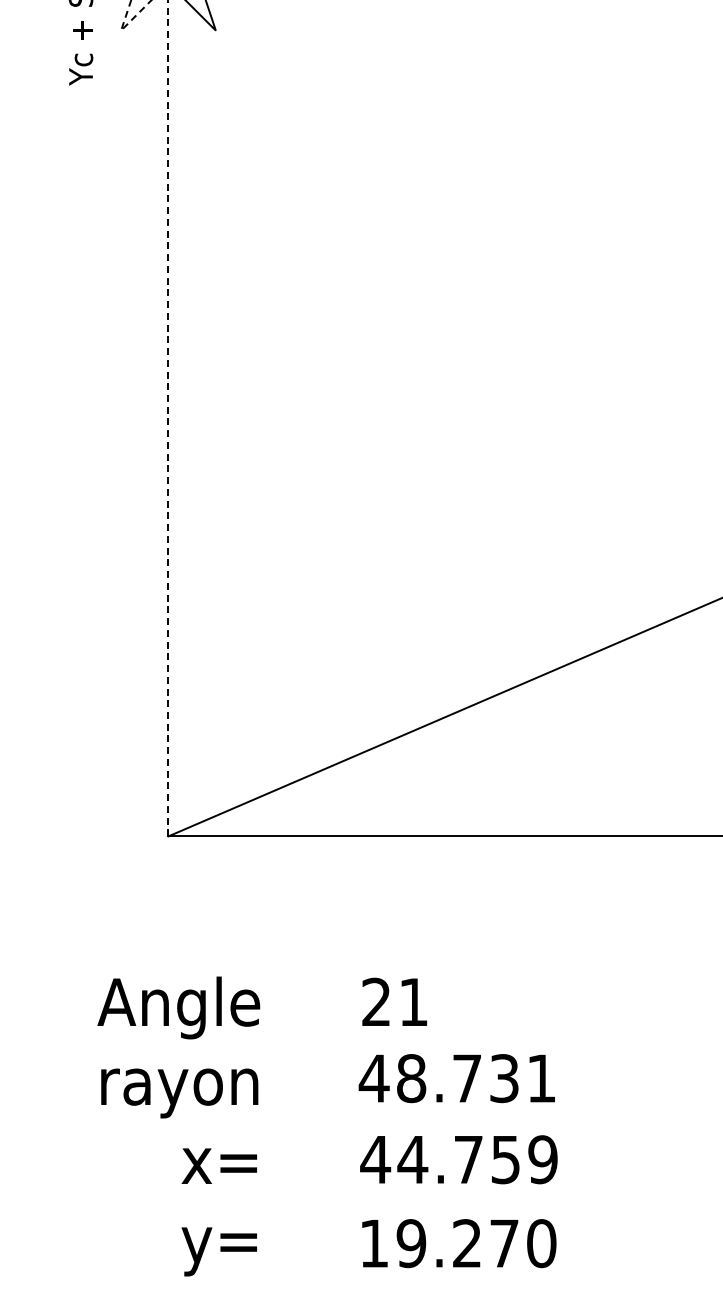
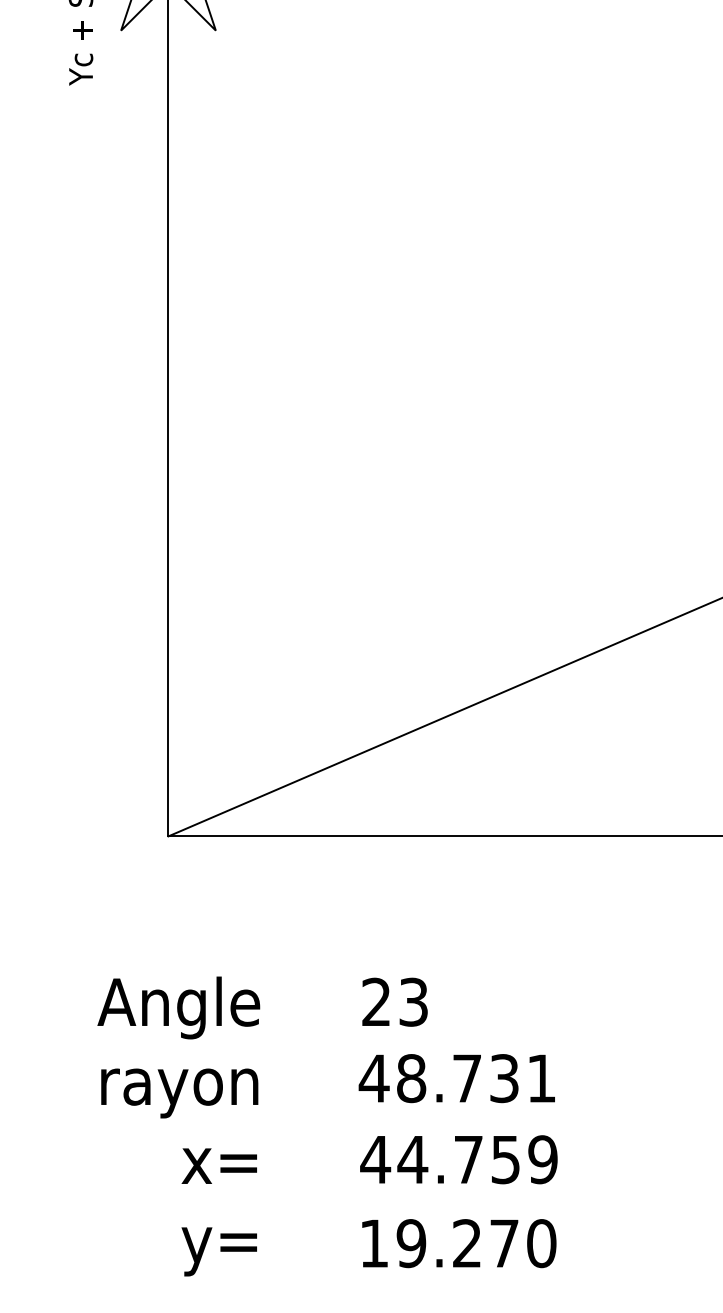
line: dashed -> solid (125, 26)
line: dashed -> solid (168, 418)
text: 21 -> 23 (413, 1001)
